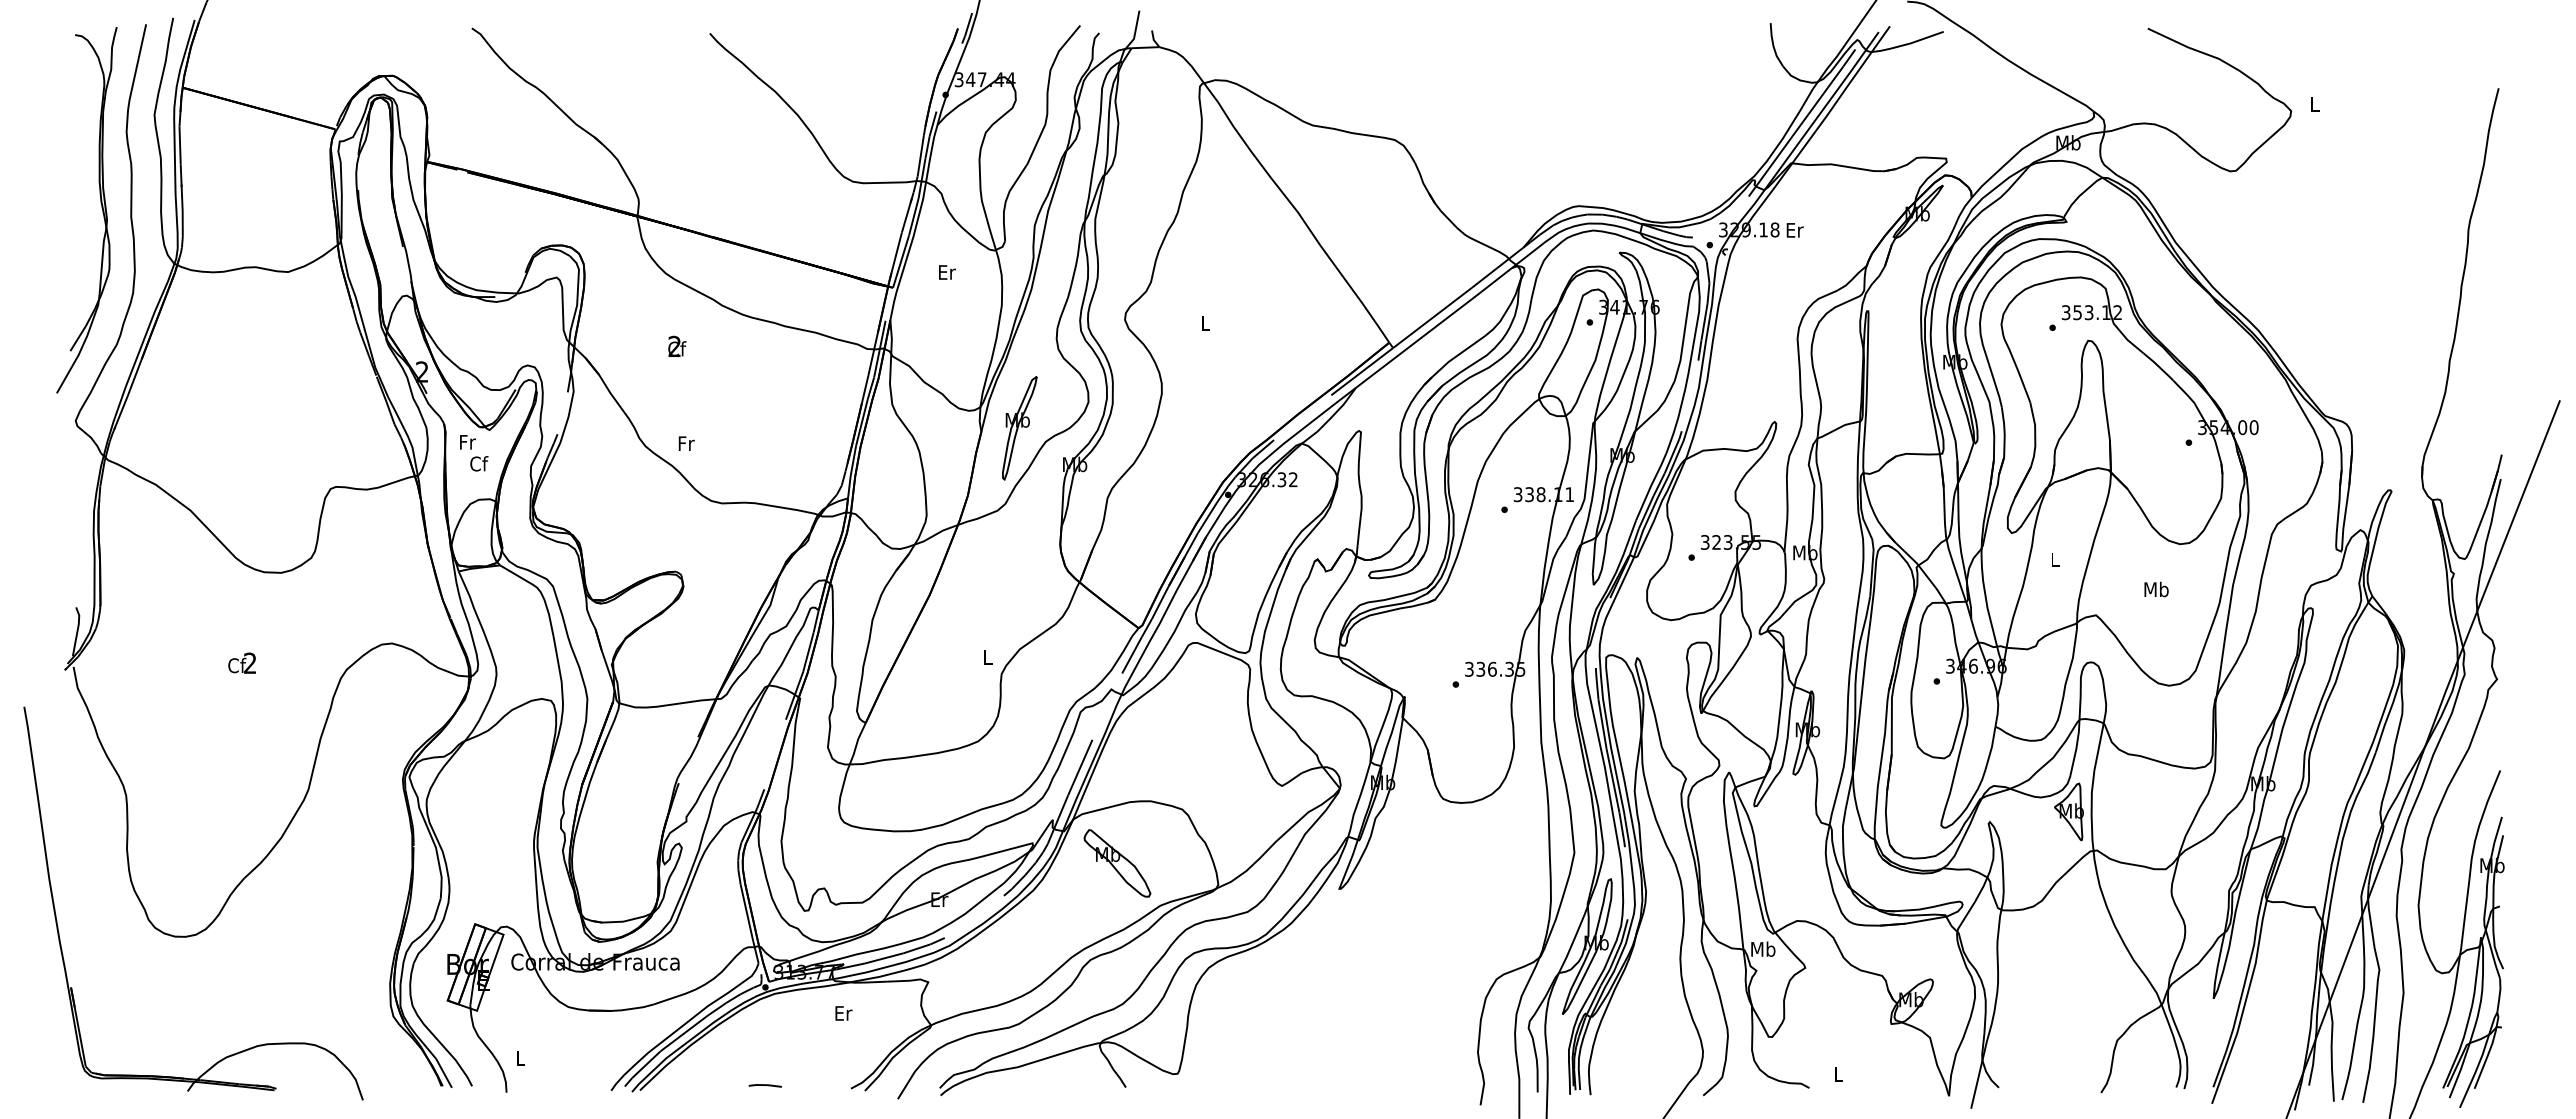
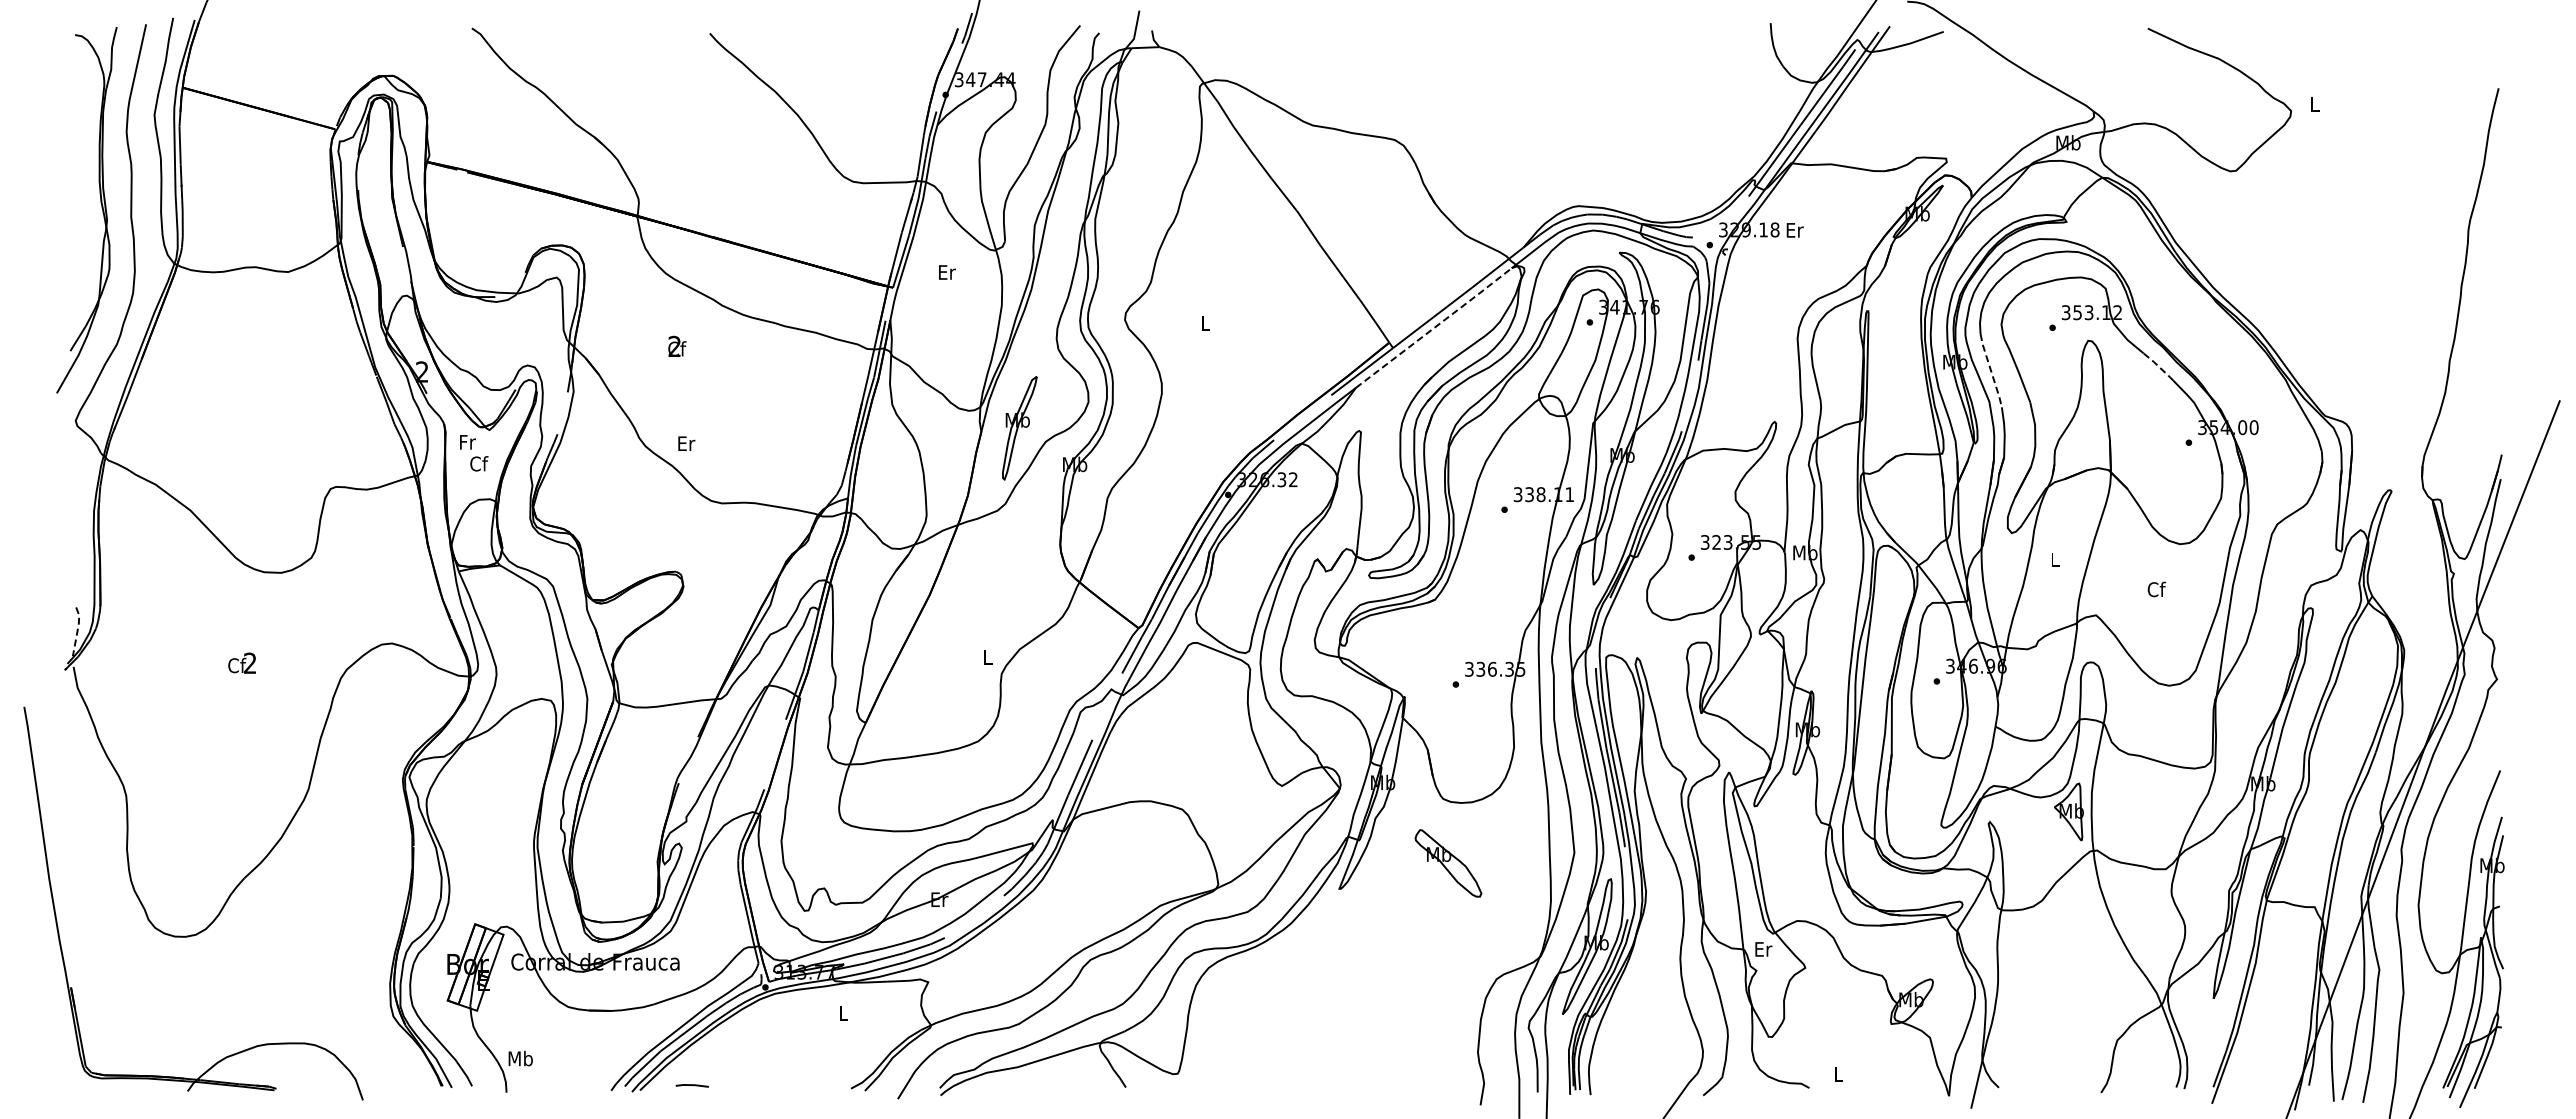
line: solid -> dashed (1434, 327)
line: solid -> dashed (2158, 366)
line: solid -> dashed (1990, 370)
text: Fr -> Er (686, 443)
text: Mb -> Cf (2156, 589)
line: solid -> dashed (77, 631)
part position: (1117, 863) -> (1448, 863) (1448, 863)
text: Mb -> Er (1763, 948)
text: Er -> L (843, 1013)
text: L -> Mb (520, 1058)
line position: (764, 1085) -> (691, 1085) (691, 1085)
